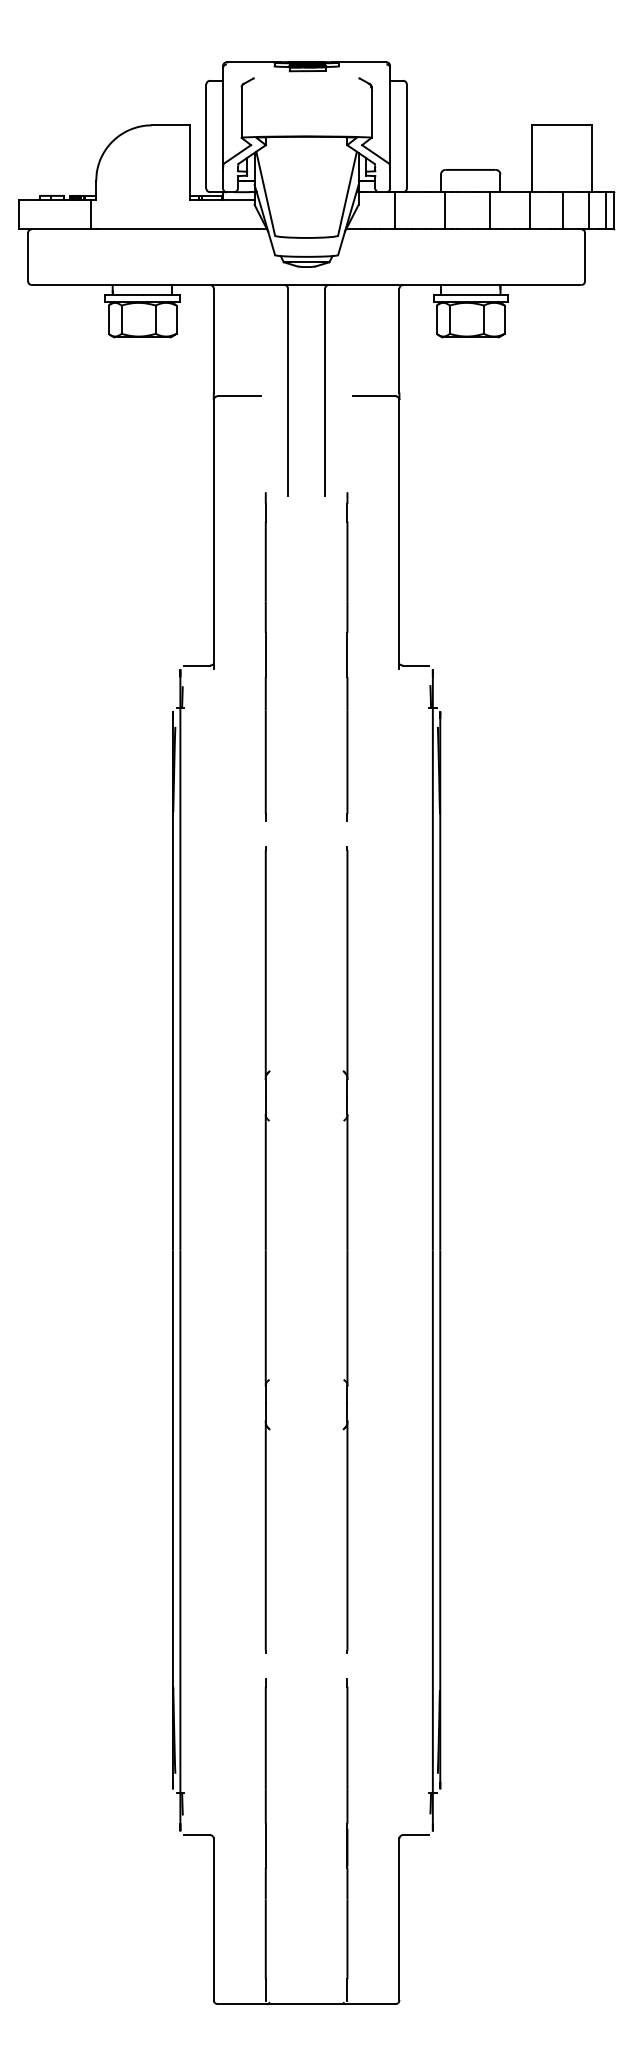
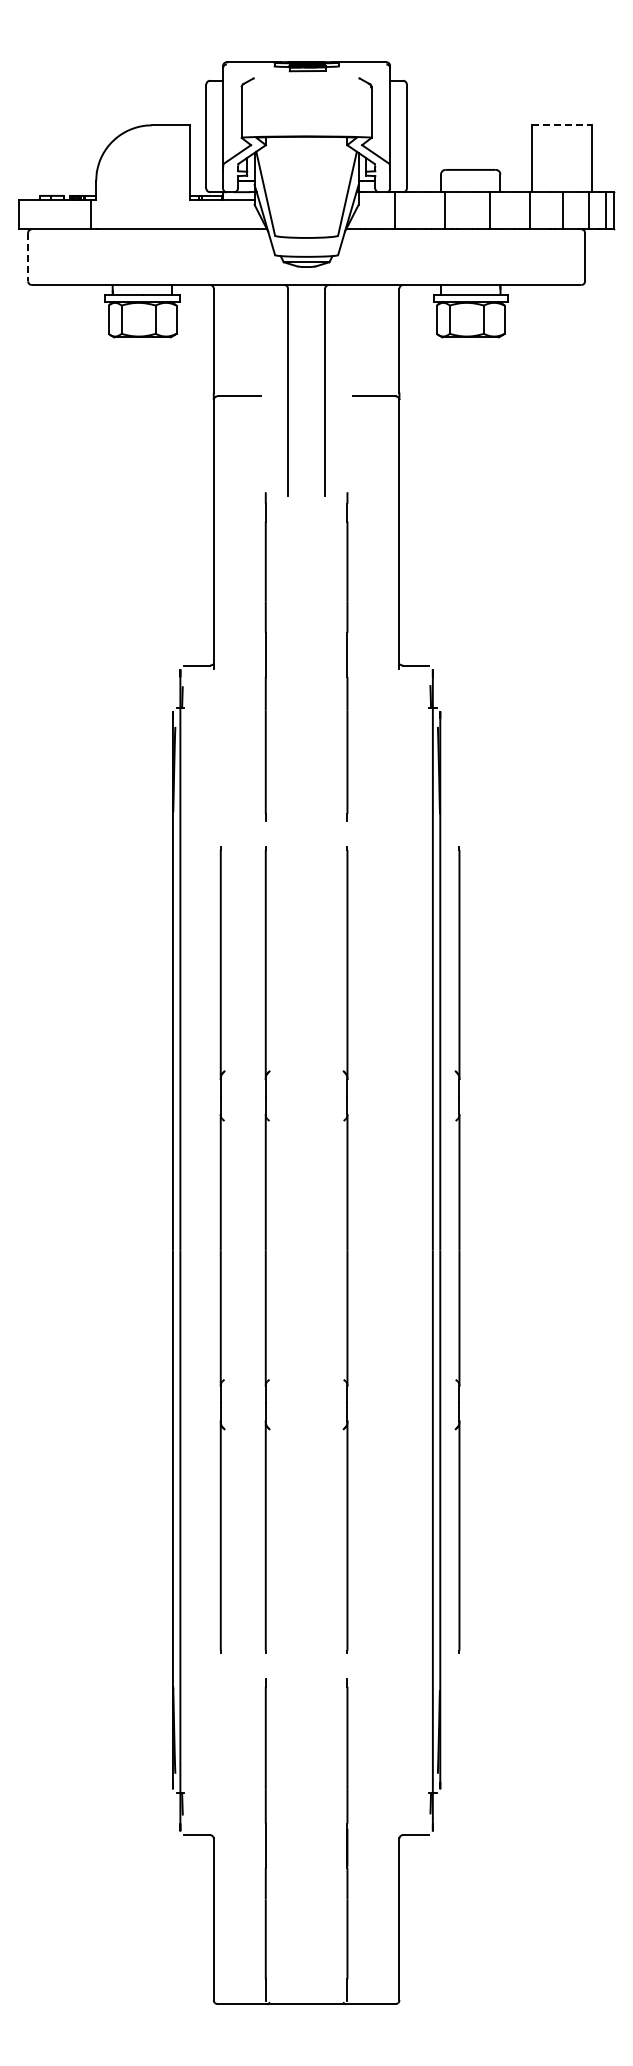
line: solid -> dashed (562, 125)
line: solid -> dashed (28, 257)
part: none -> present (222, 1249)
part: none -> present (457, 1249)
